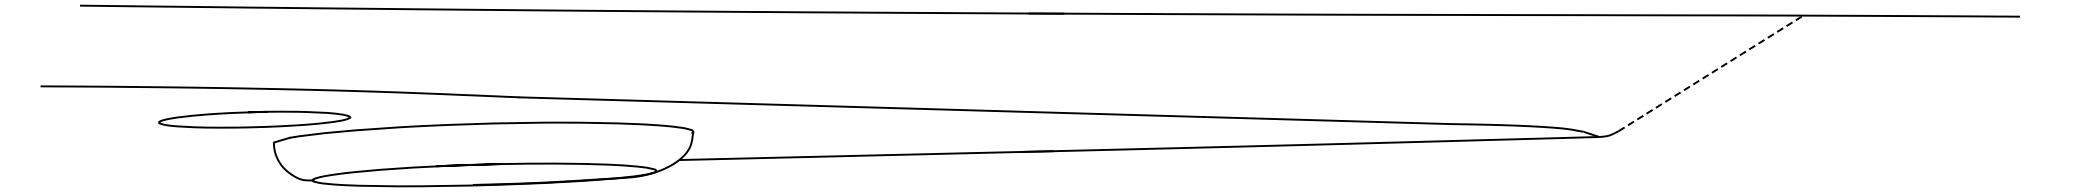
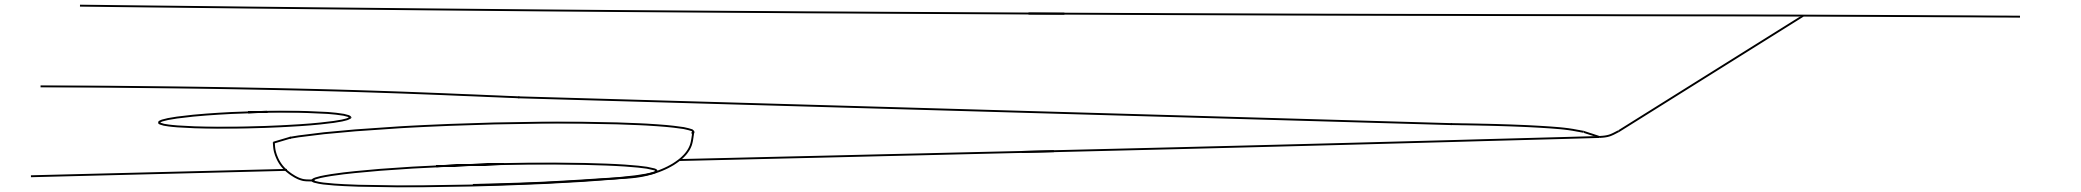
line: dashed -> solid (1711, 72)
line: none -> present (158, 172)
